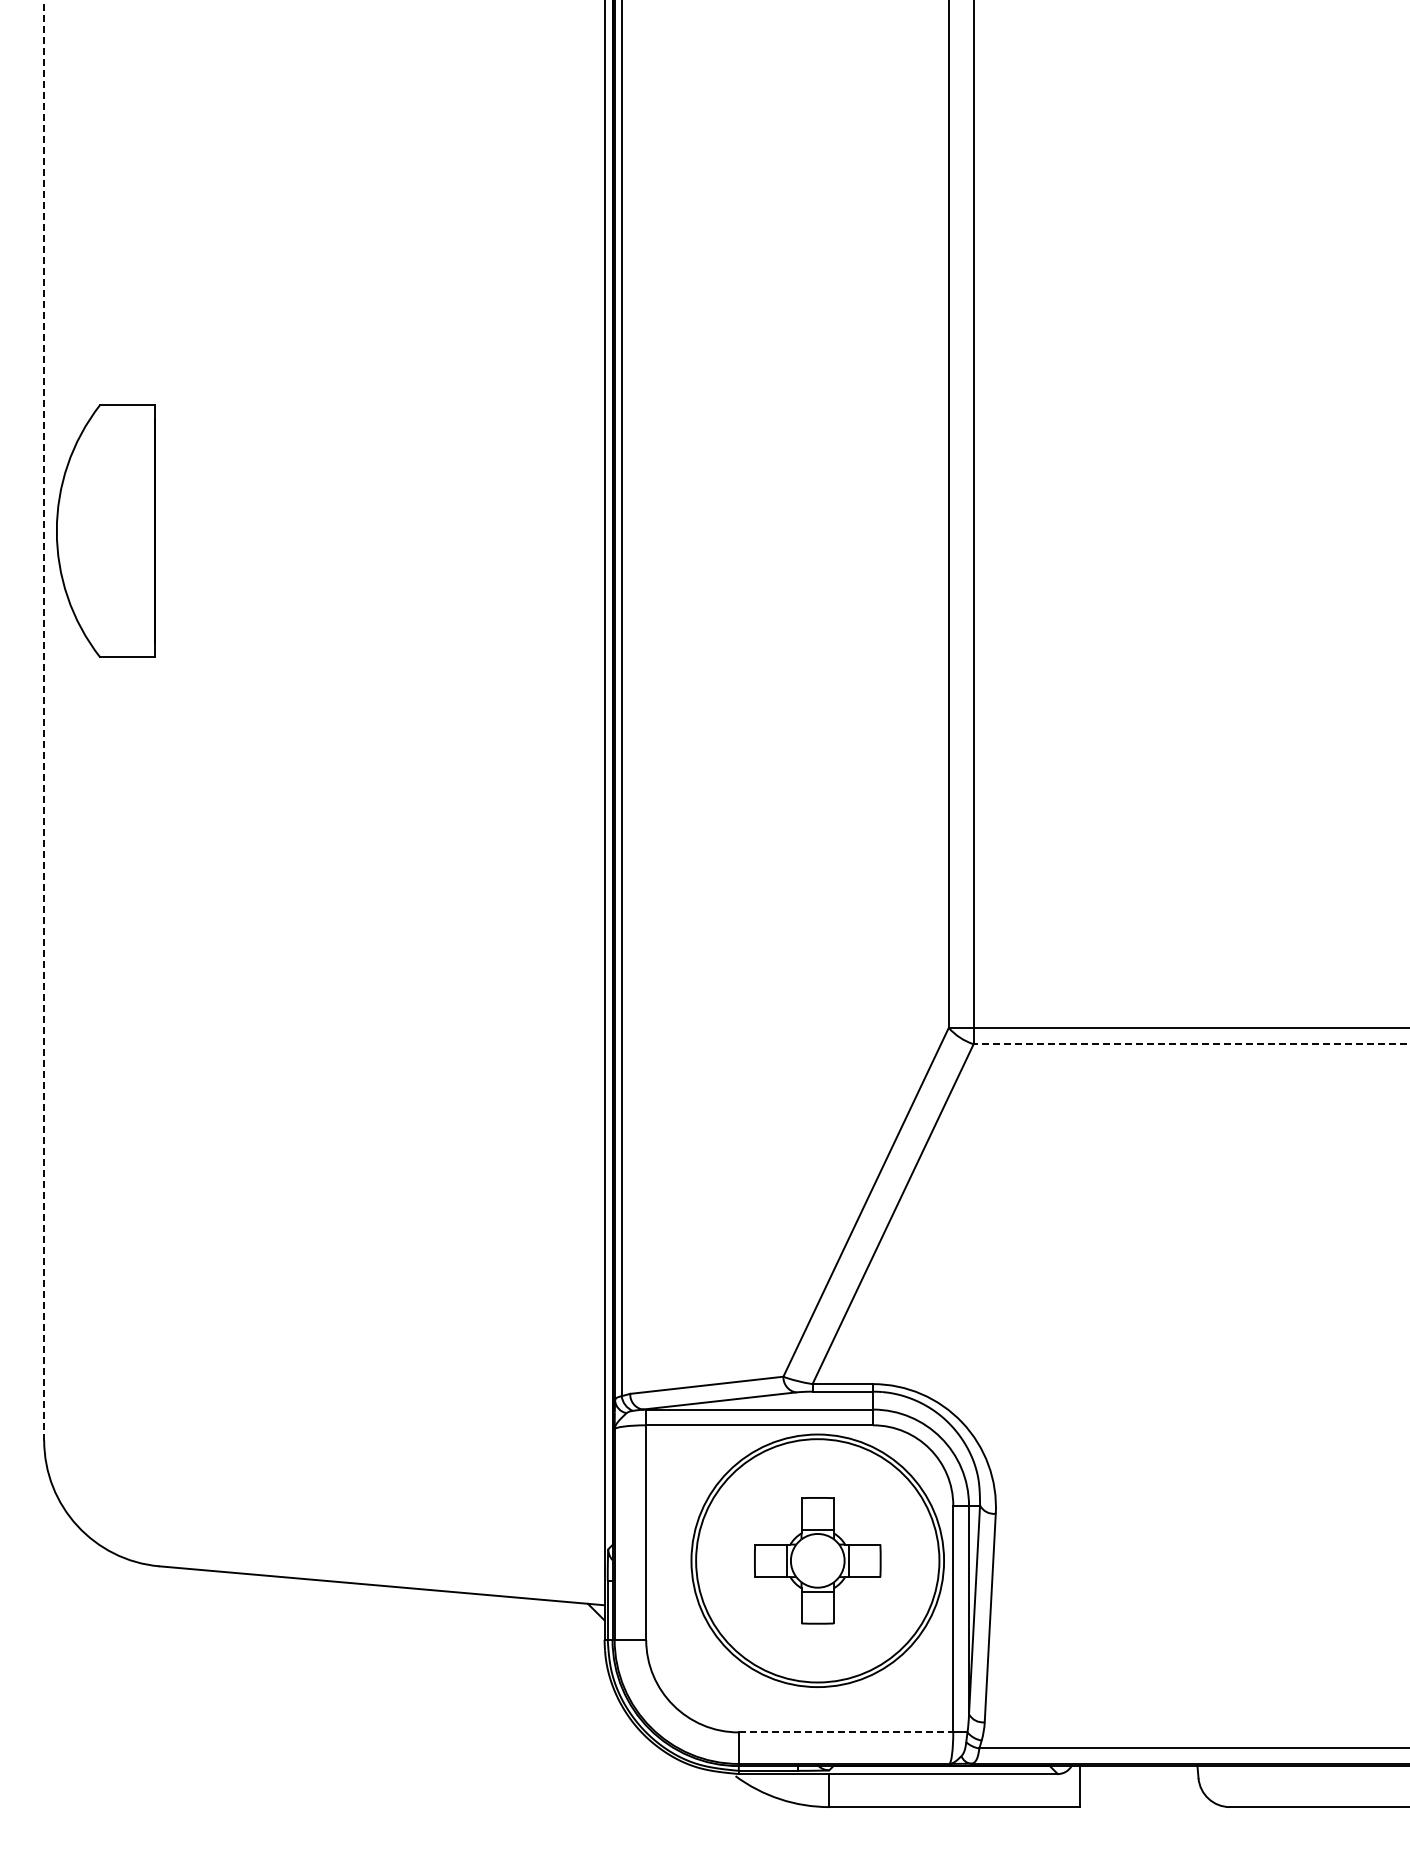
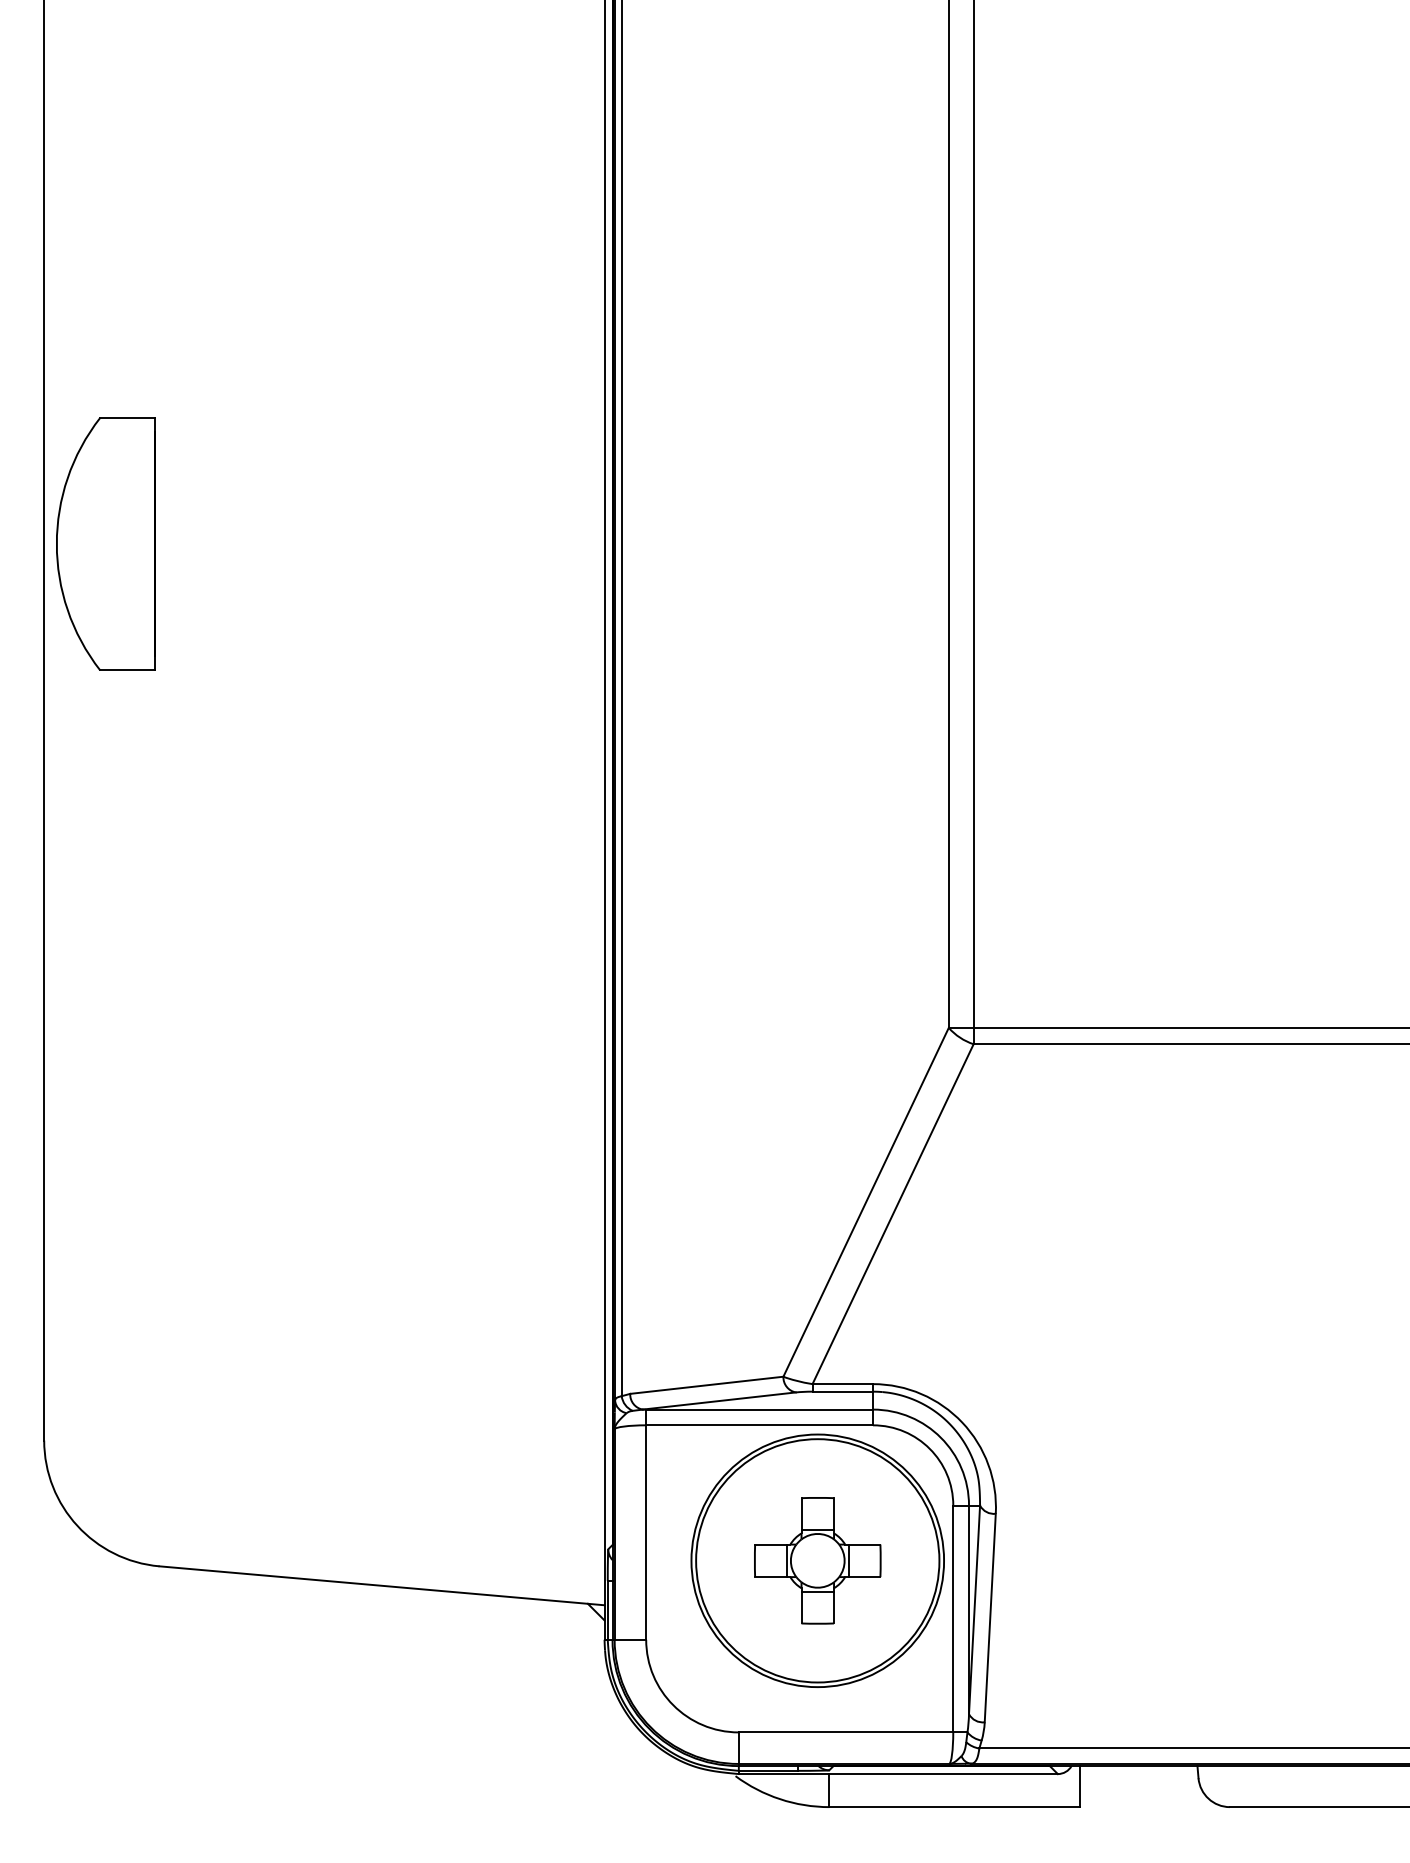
part position: (105, 530) -> (105, 543) (105, 543)
line: dashed -> solid (44, 719)
line: dashed -> solid (1191, 1044)
line: dashed -> solid (846, 1732)
